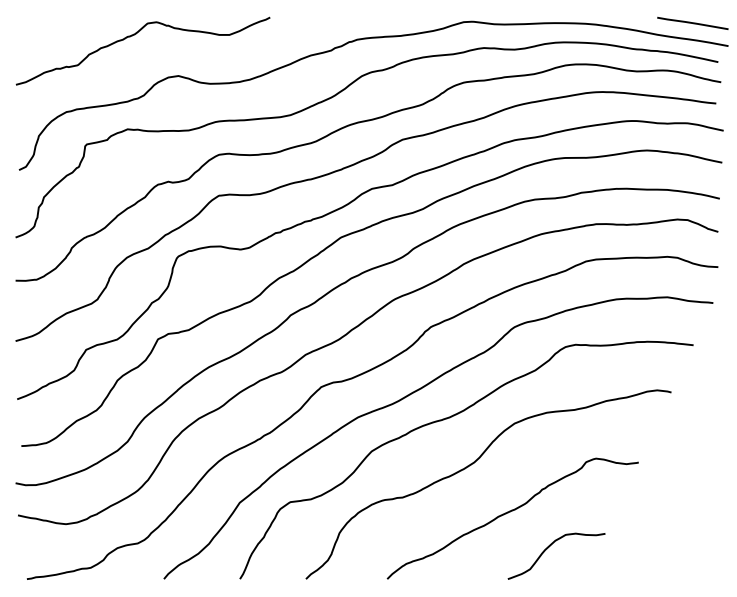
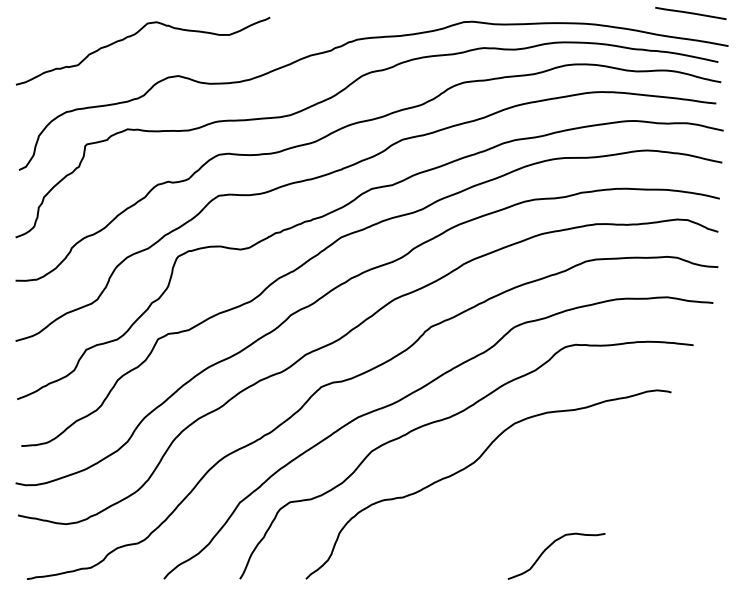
line position: (692, 22) -> (690, 12) (690, 12)
curve: present -> none (510, 512)
